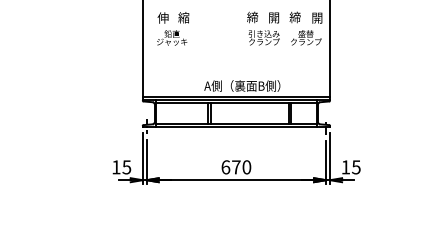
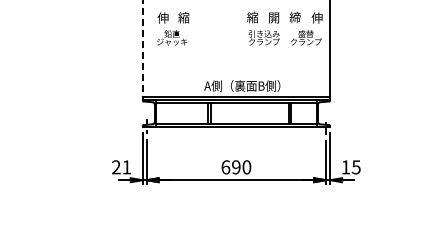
text: 締 -> 縮 (254, 17)
text: 開 -> 伸 (316, 17)
line: solid -> dashed (142, 50)
text: 15 -> 21 (121, 167)
text: 670 -> 690 (236, 167)
